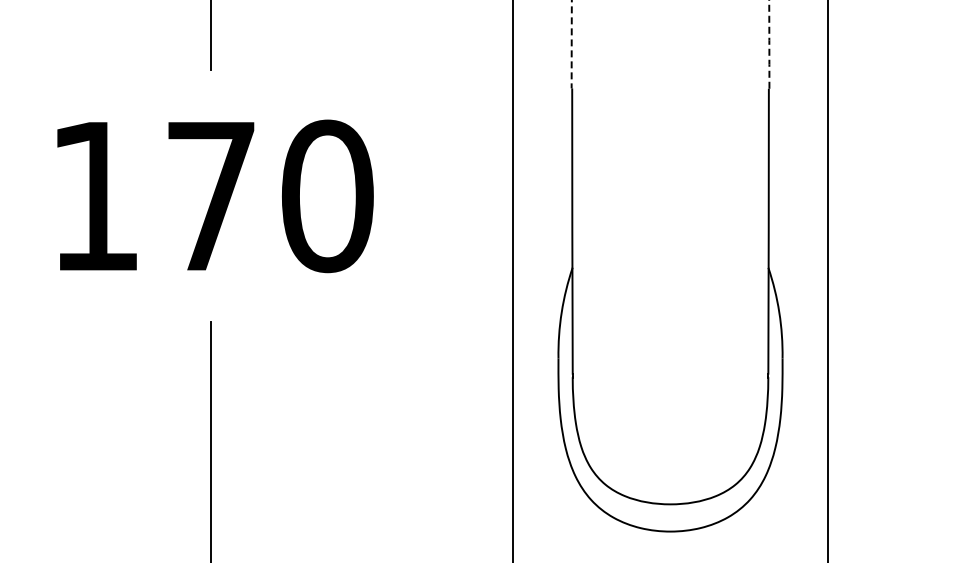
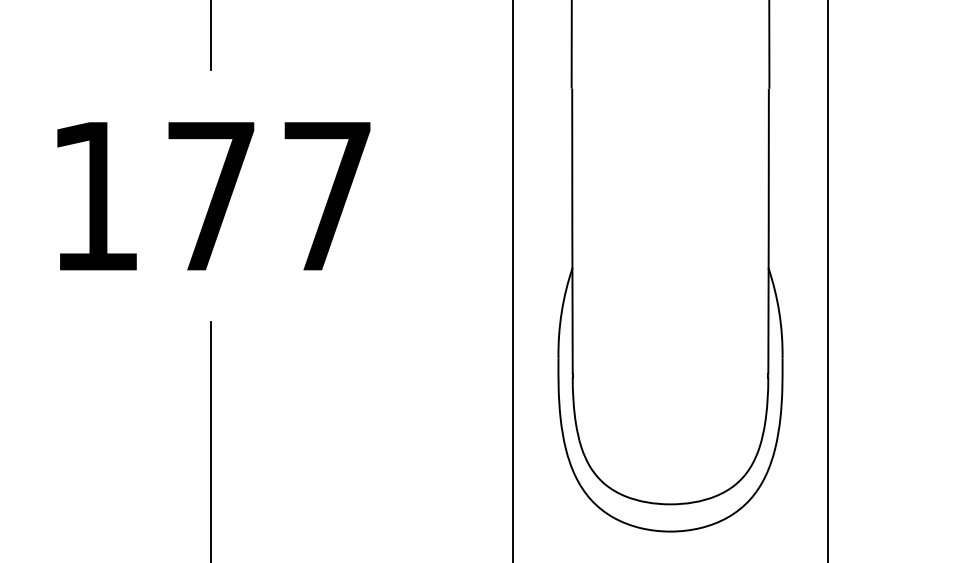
arc: dashed -> solid (571, 44)
arc: dashed -> solid (769, 44)
text: 170 -> 177 (327, 196)
